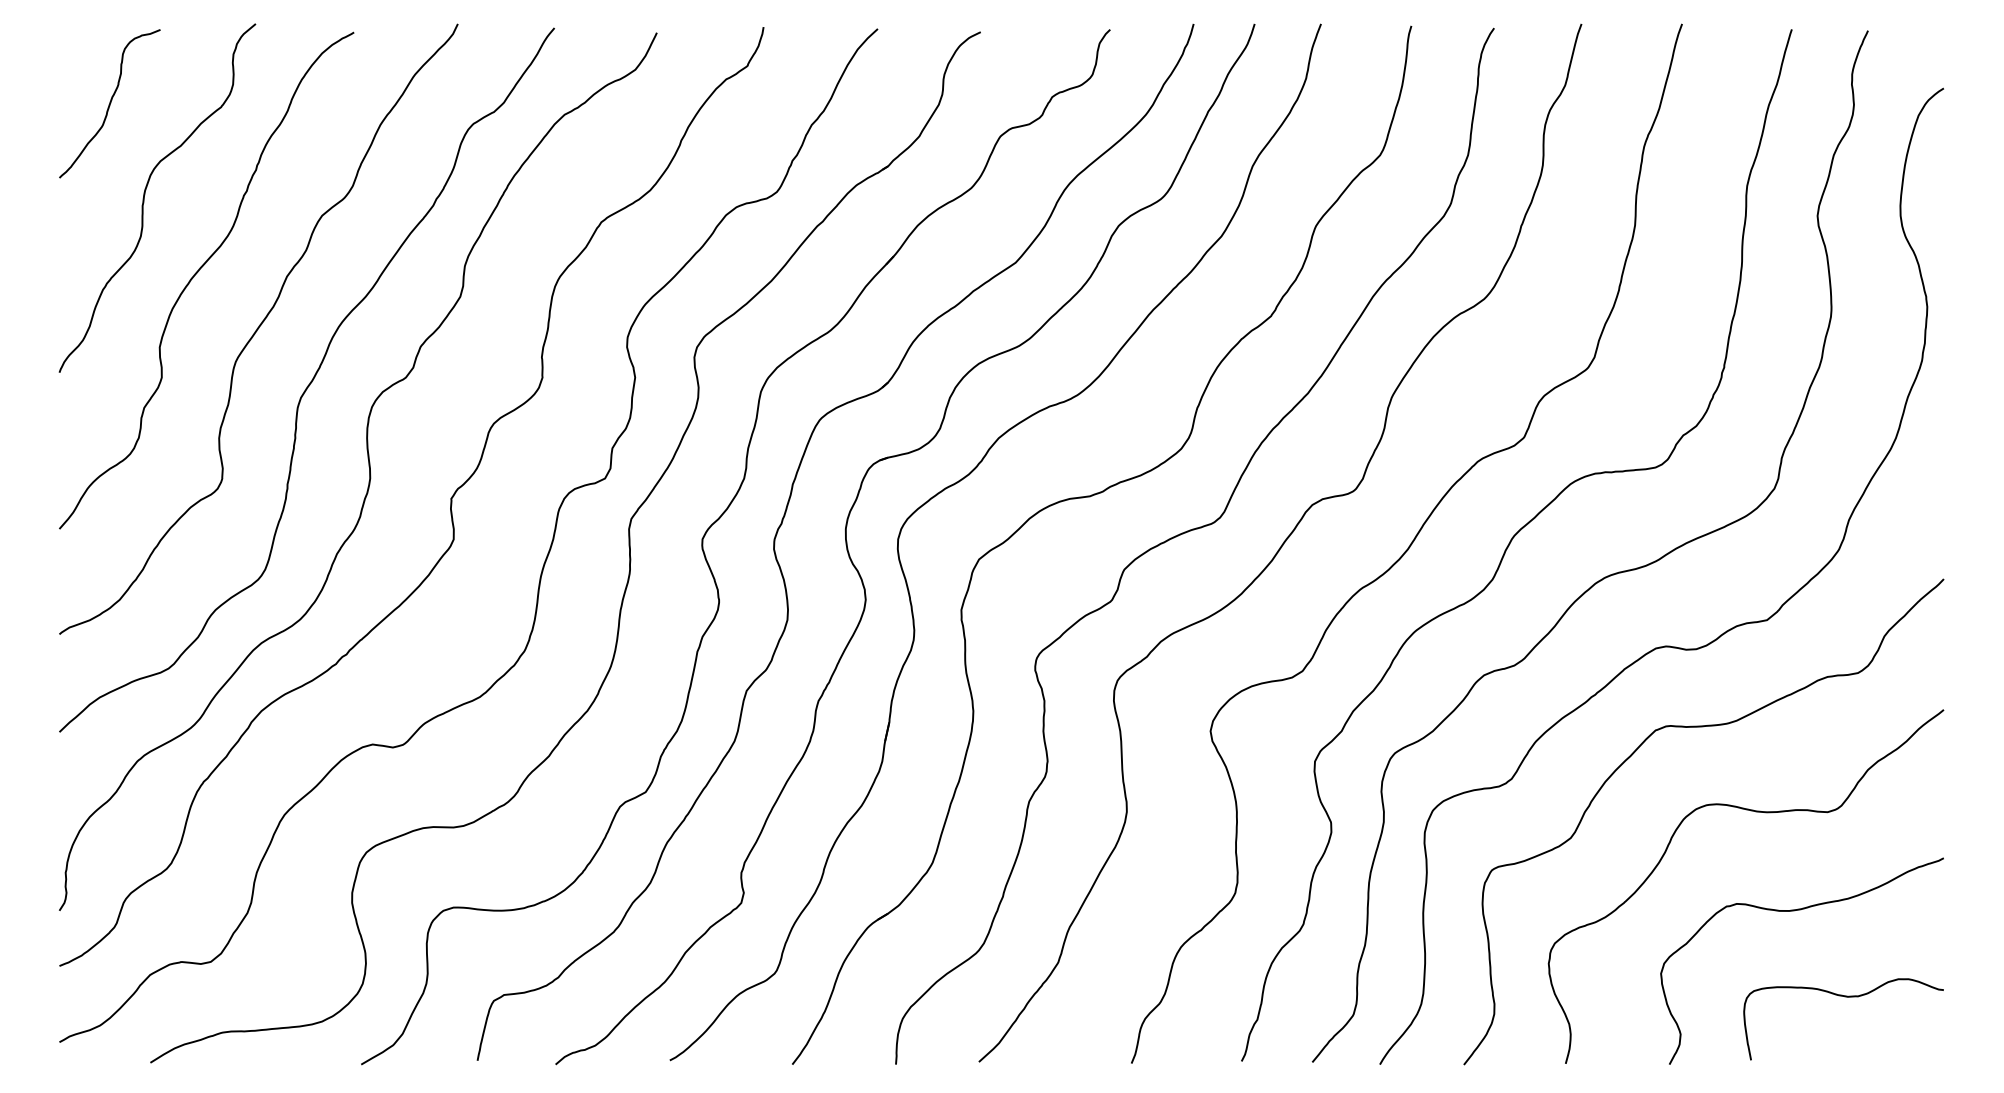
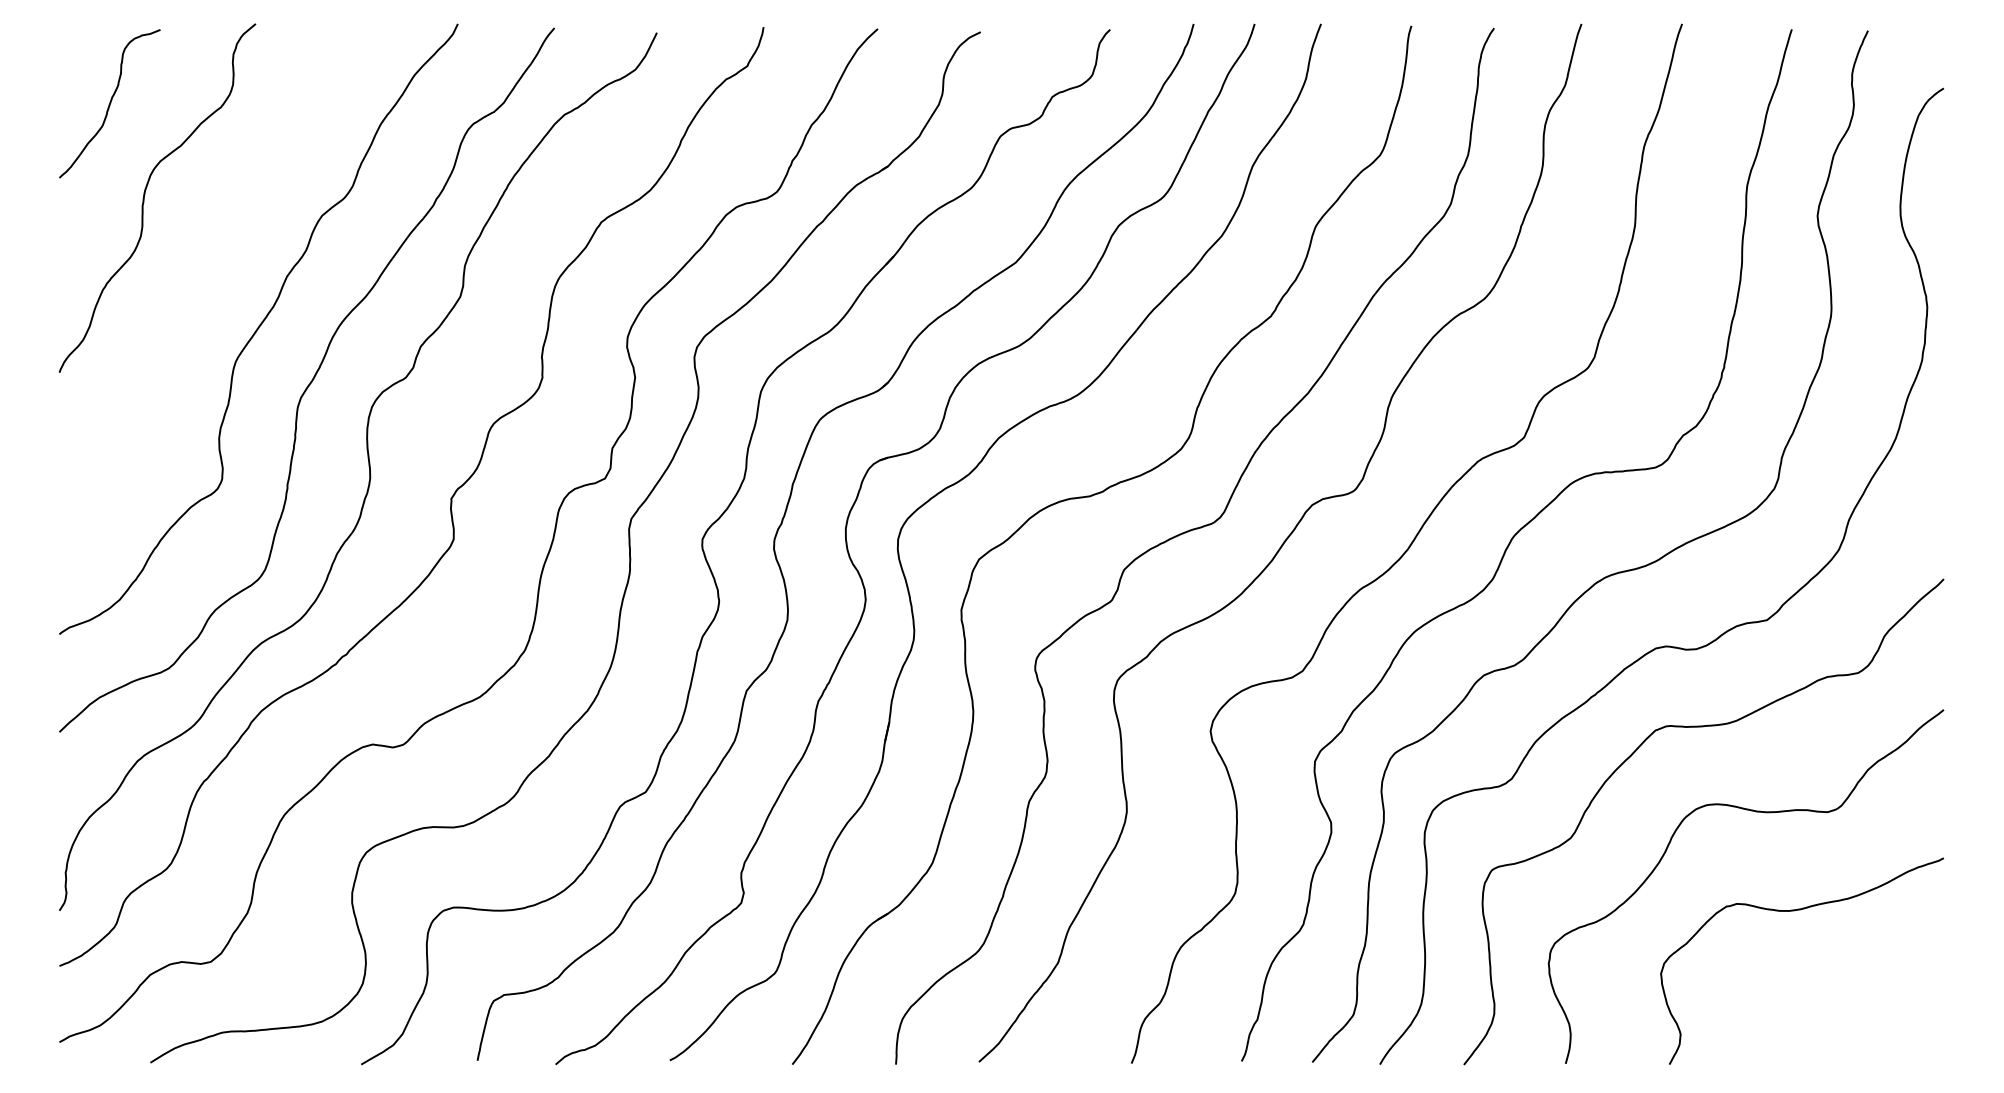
curve: present -> none (198, 272)
curve: present -> none (1844, 997)
